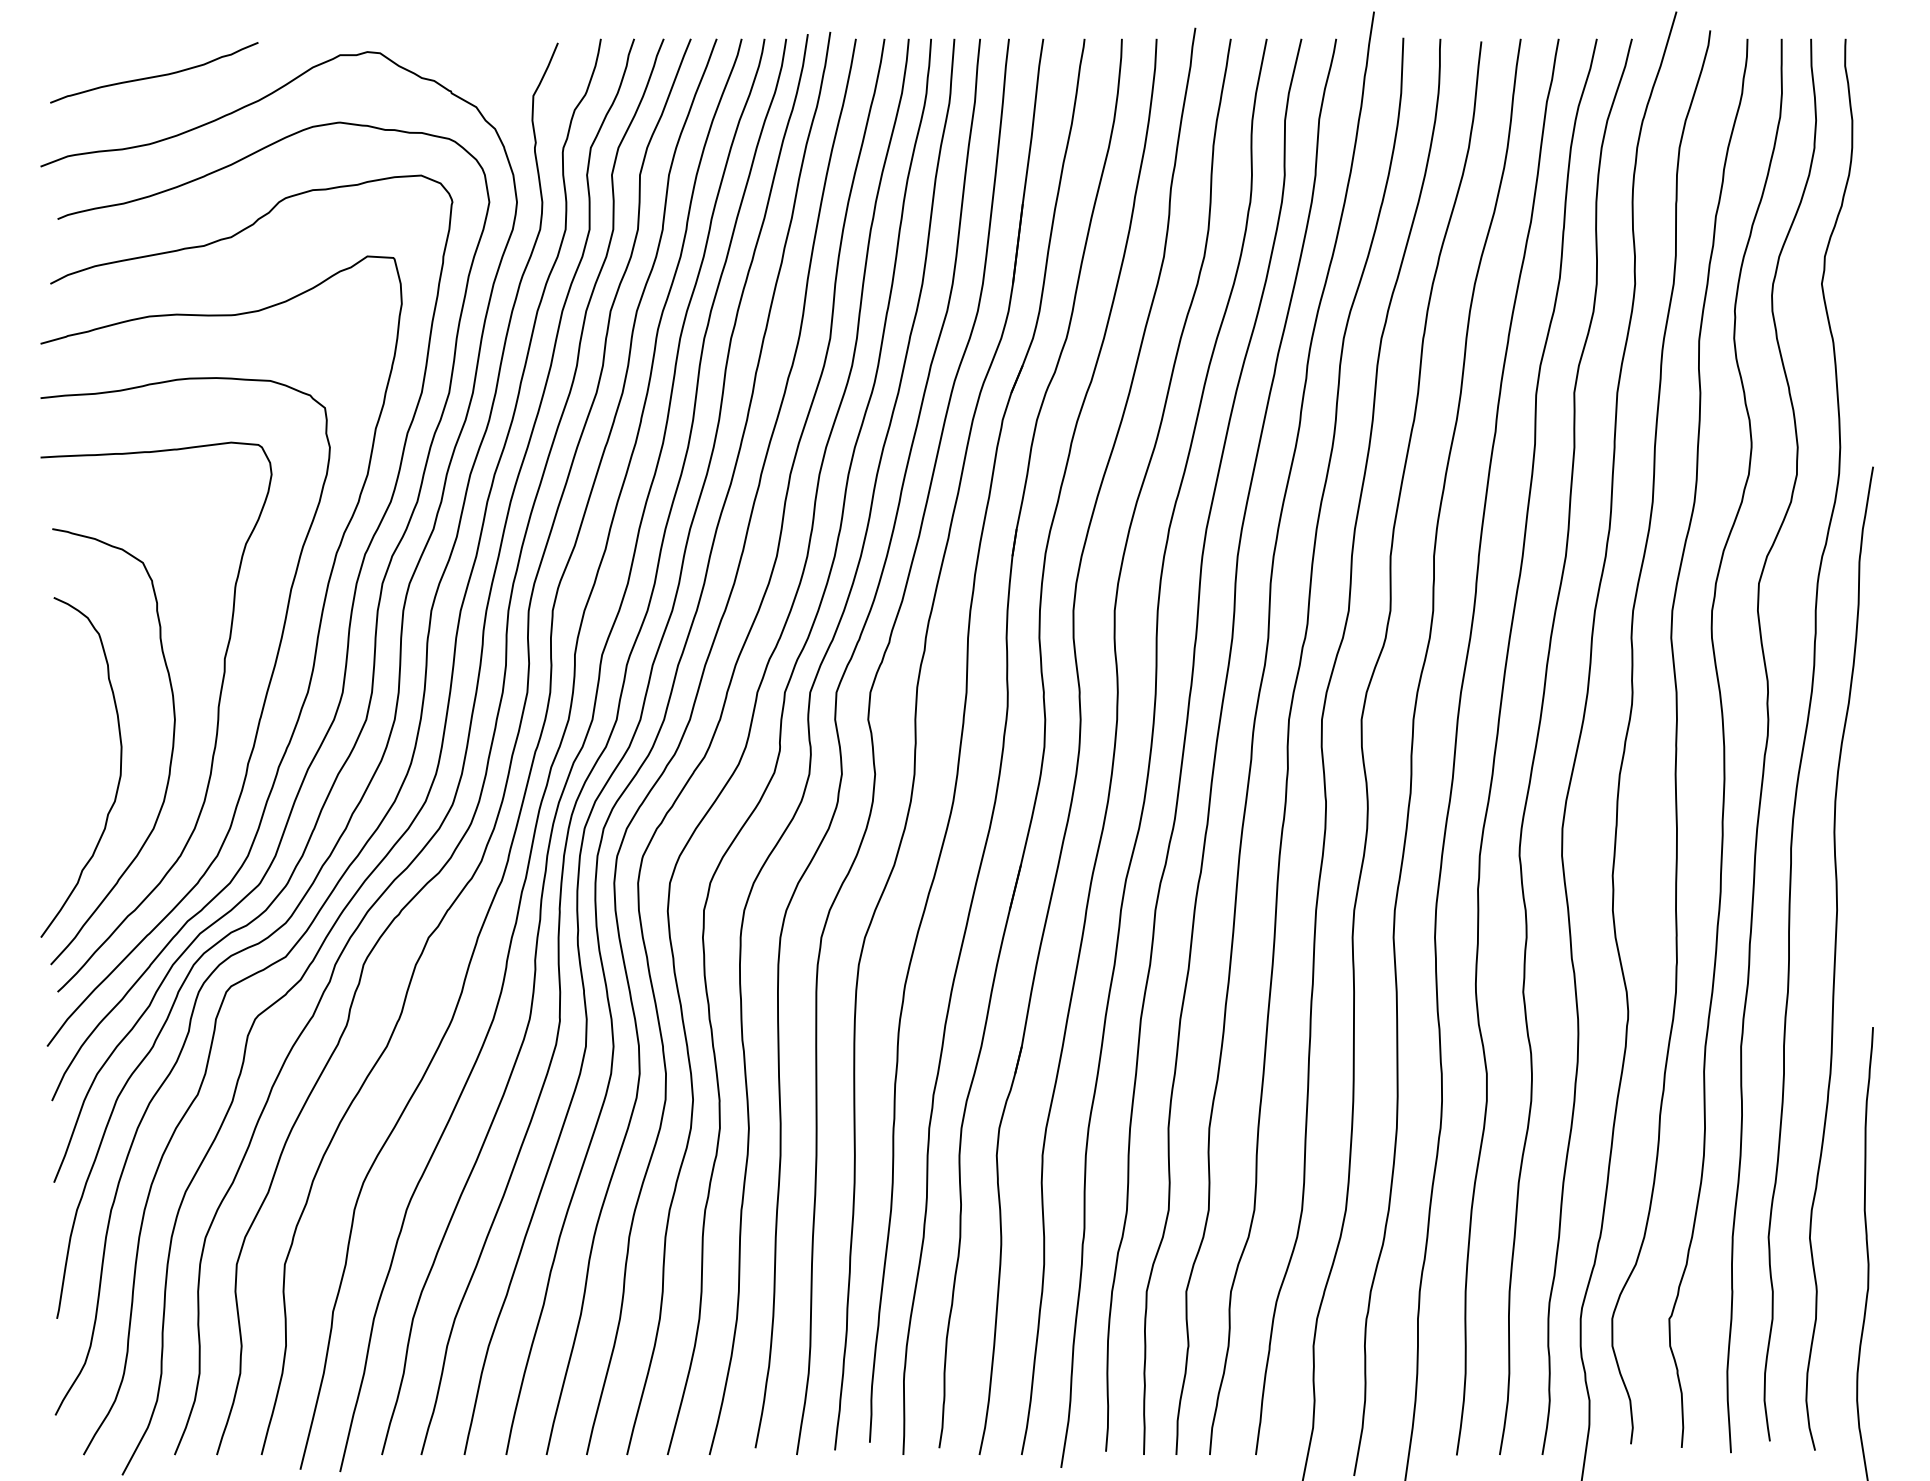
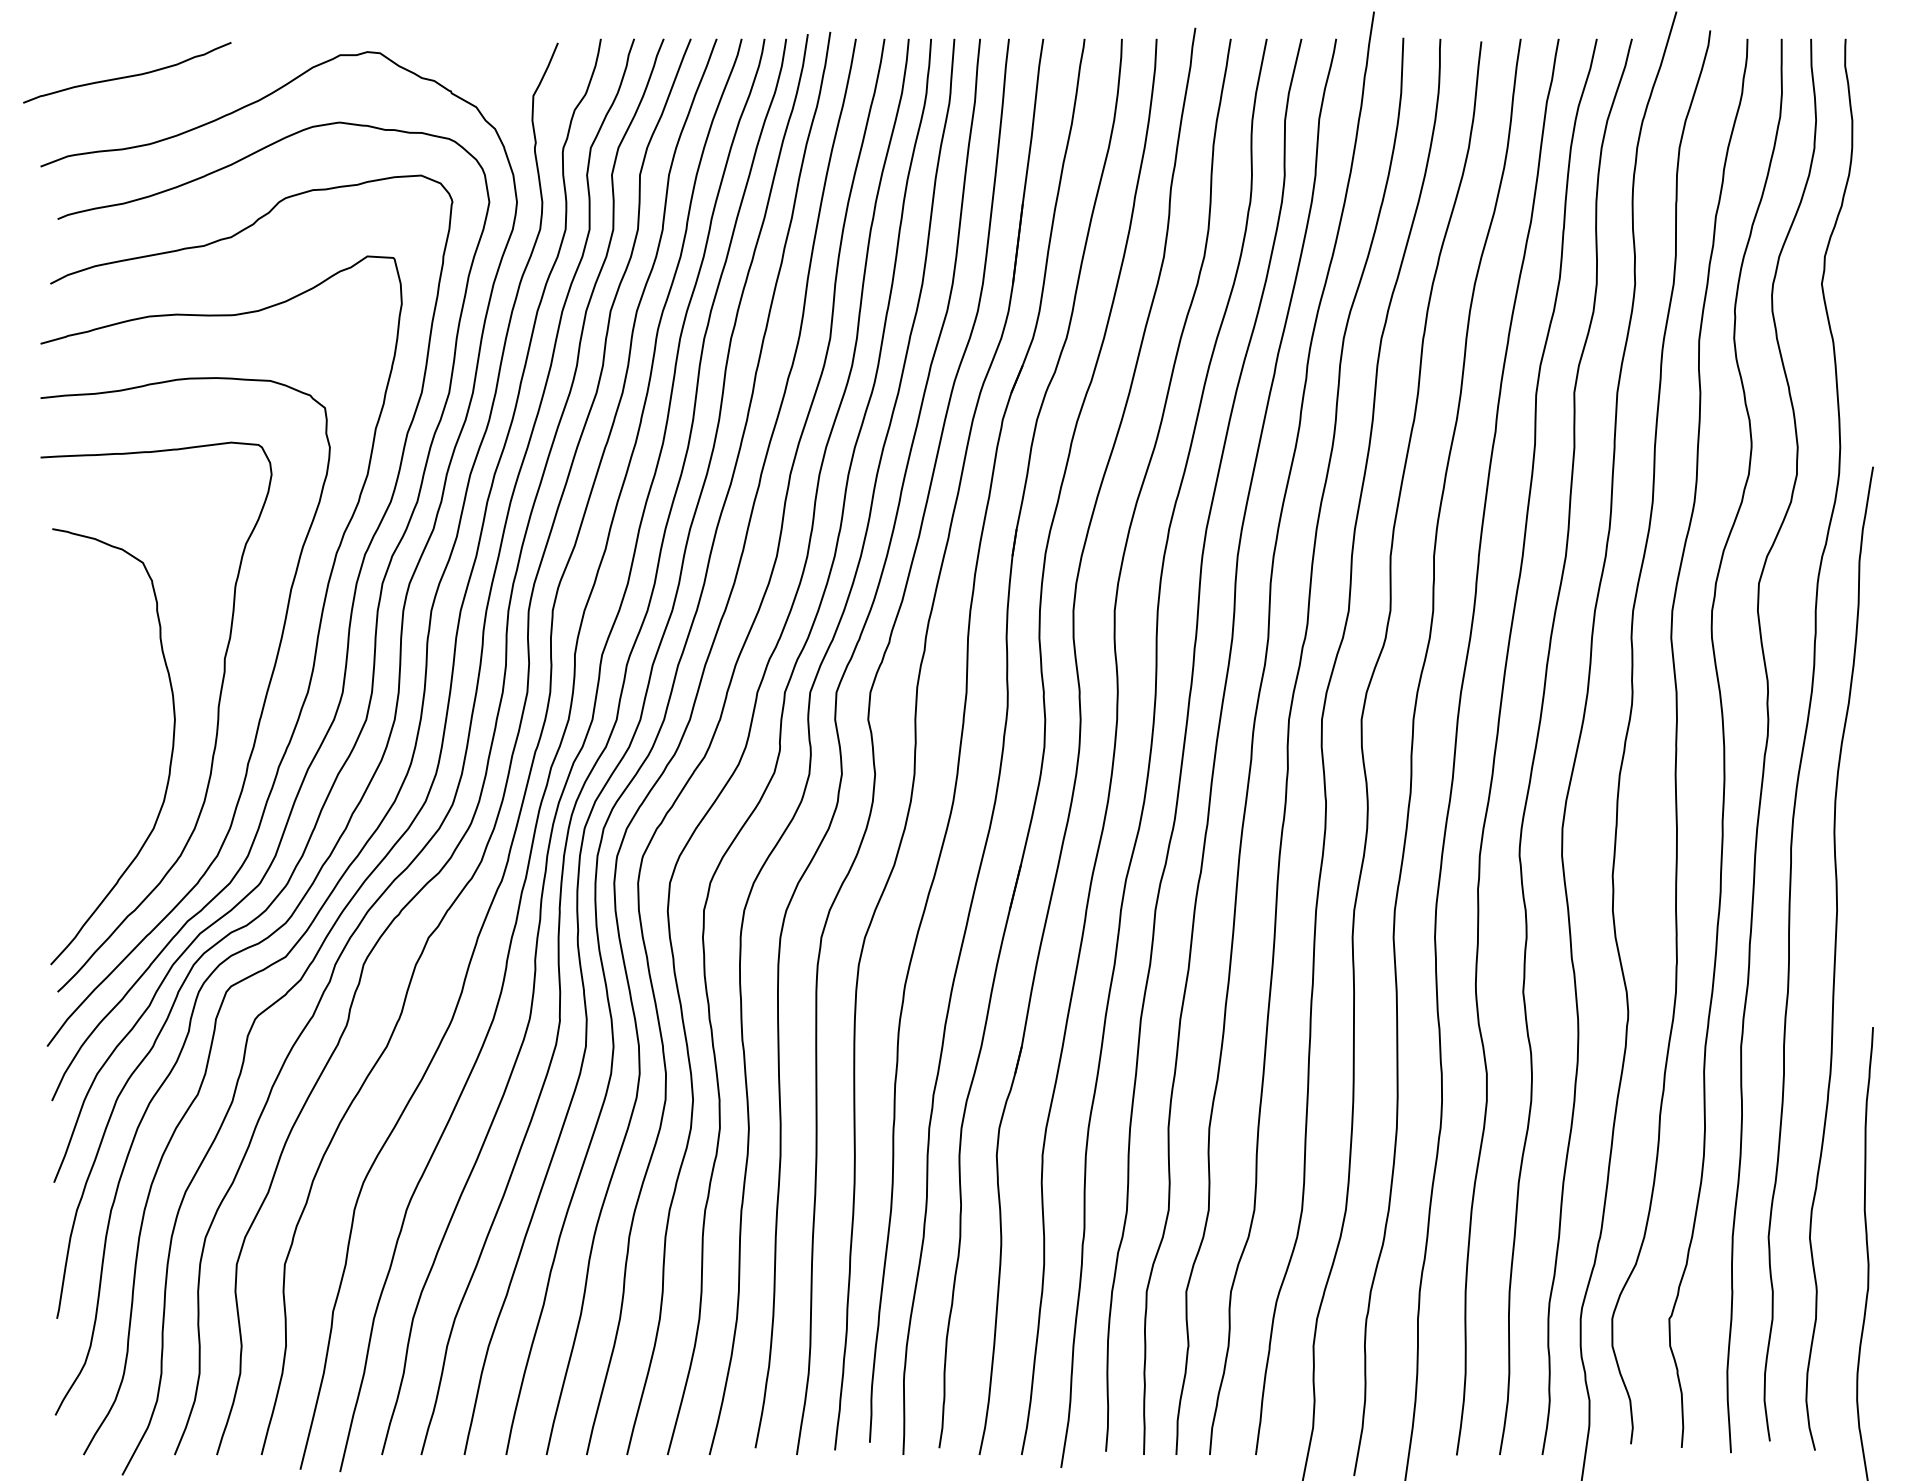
curve position: (155, 75) -> (128, 75) (128, 75)
curve: present -> none (119, 772)
